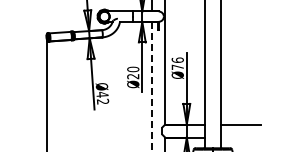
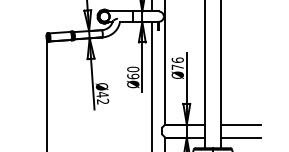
text: Ø20 -> Ø60 (133, 76)
line: dashed -> solid (152, 86)
line: none -> present (240, 137)
